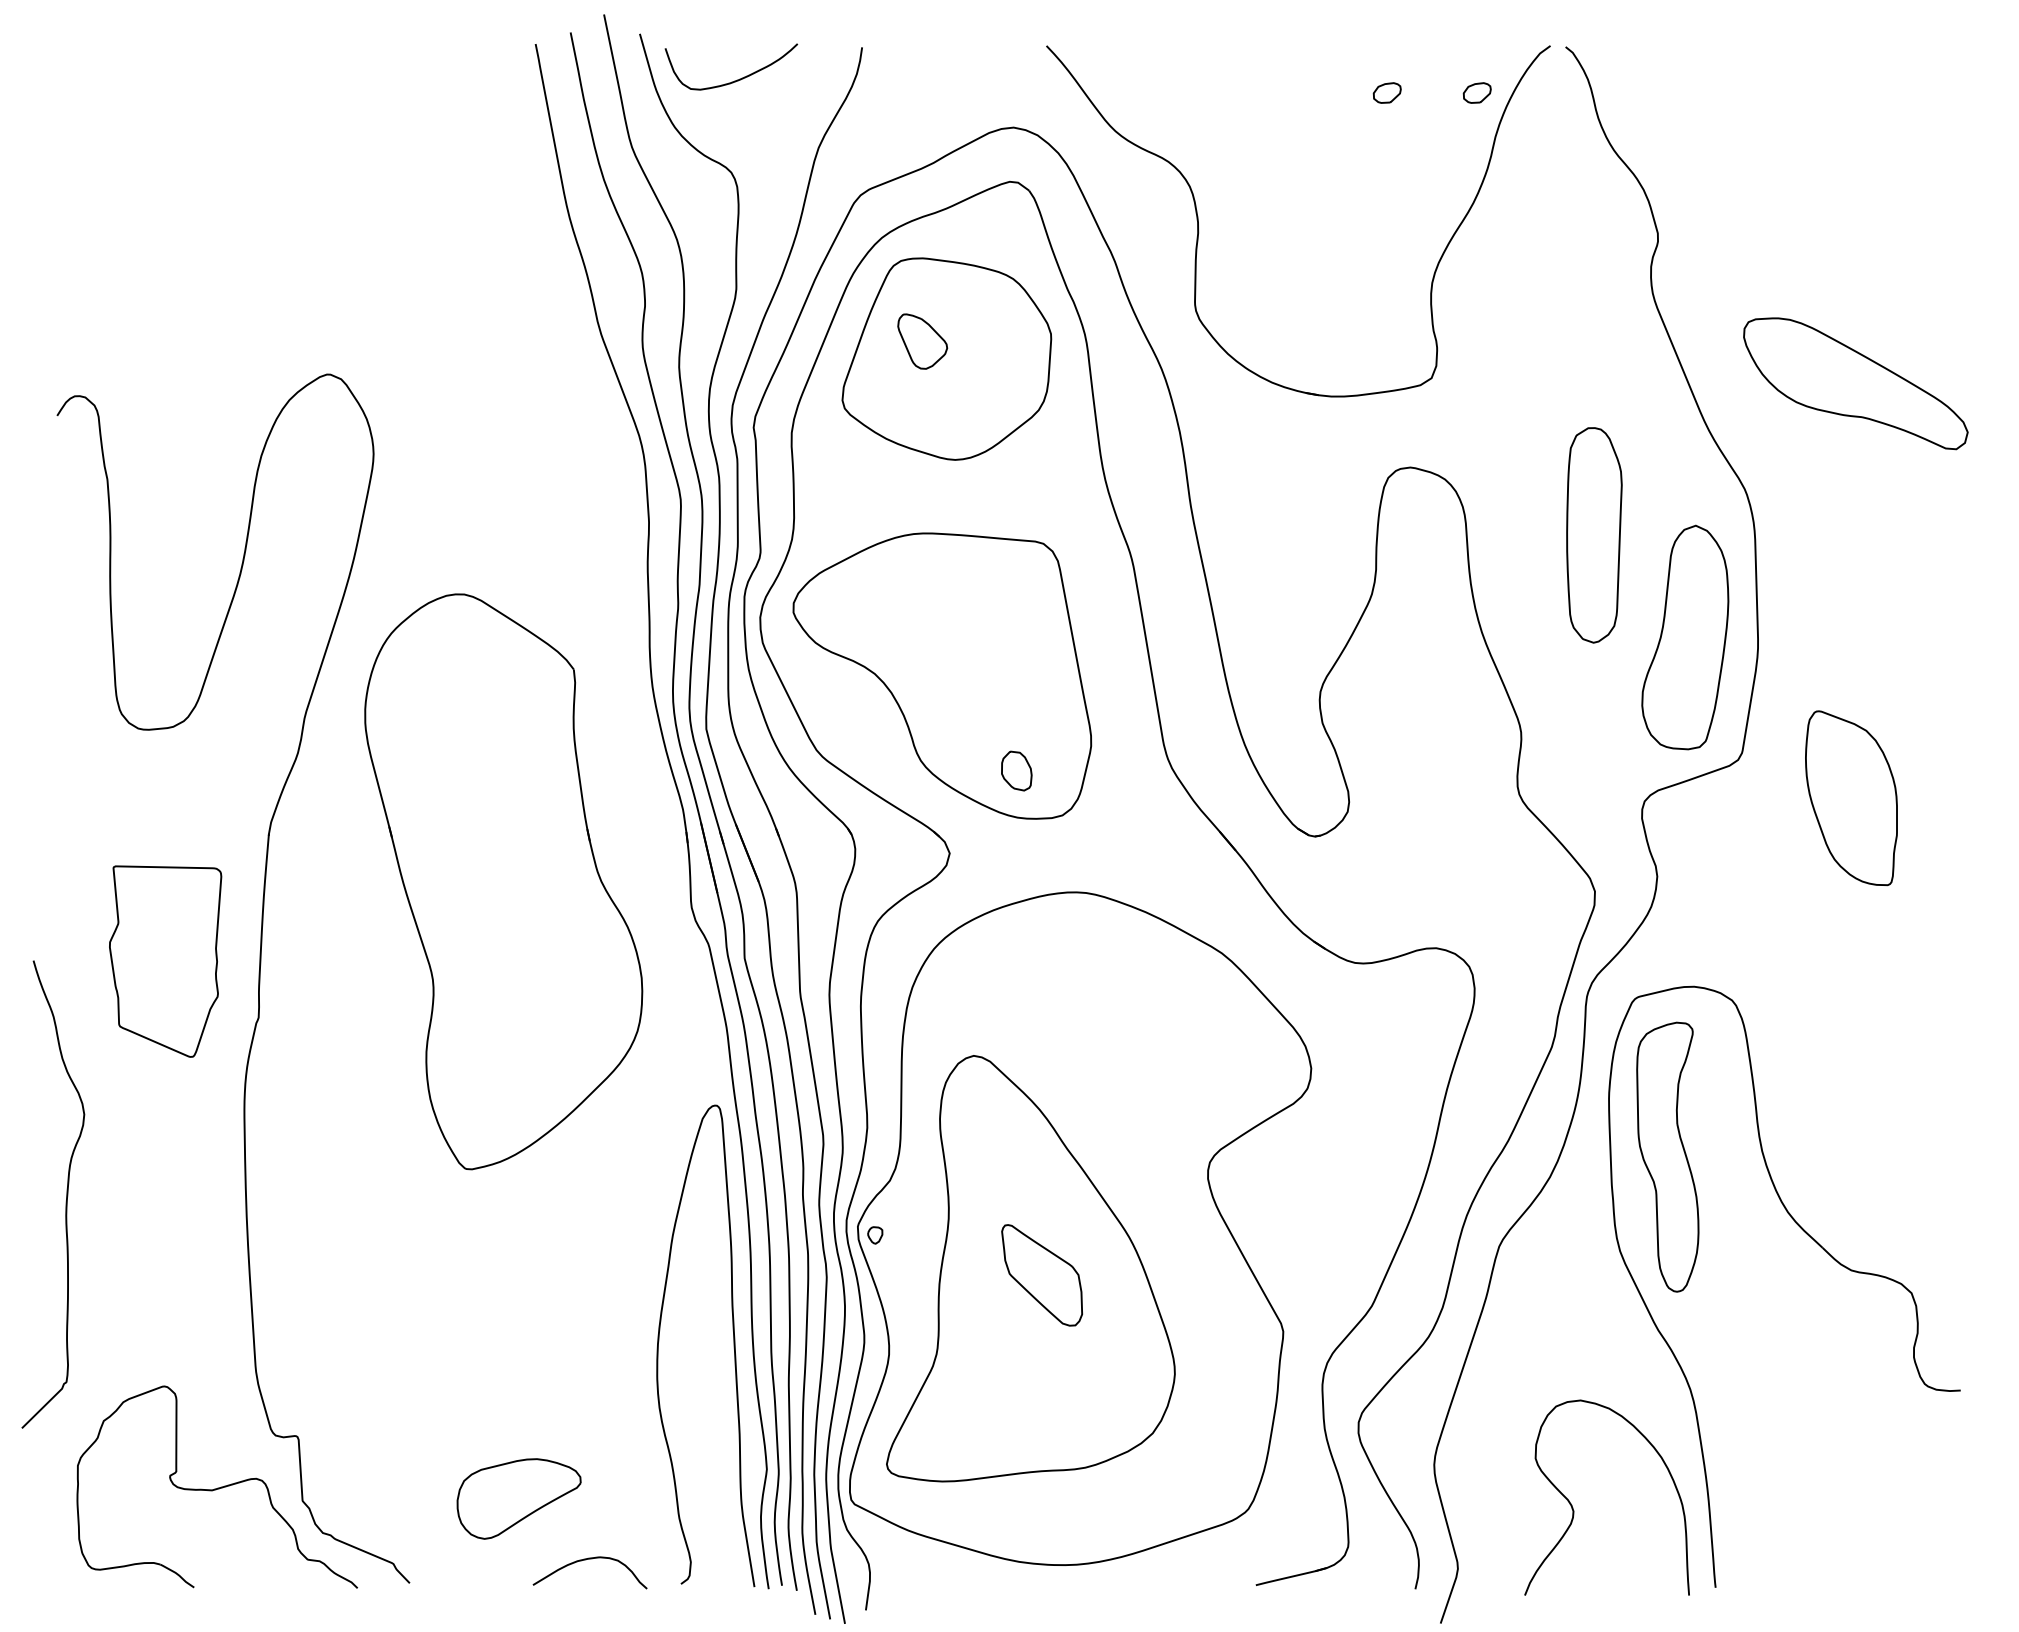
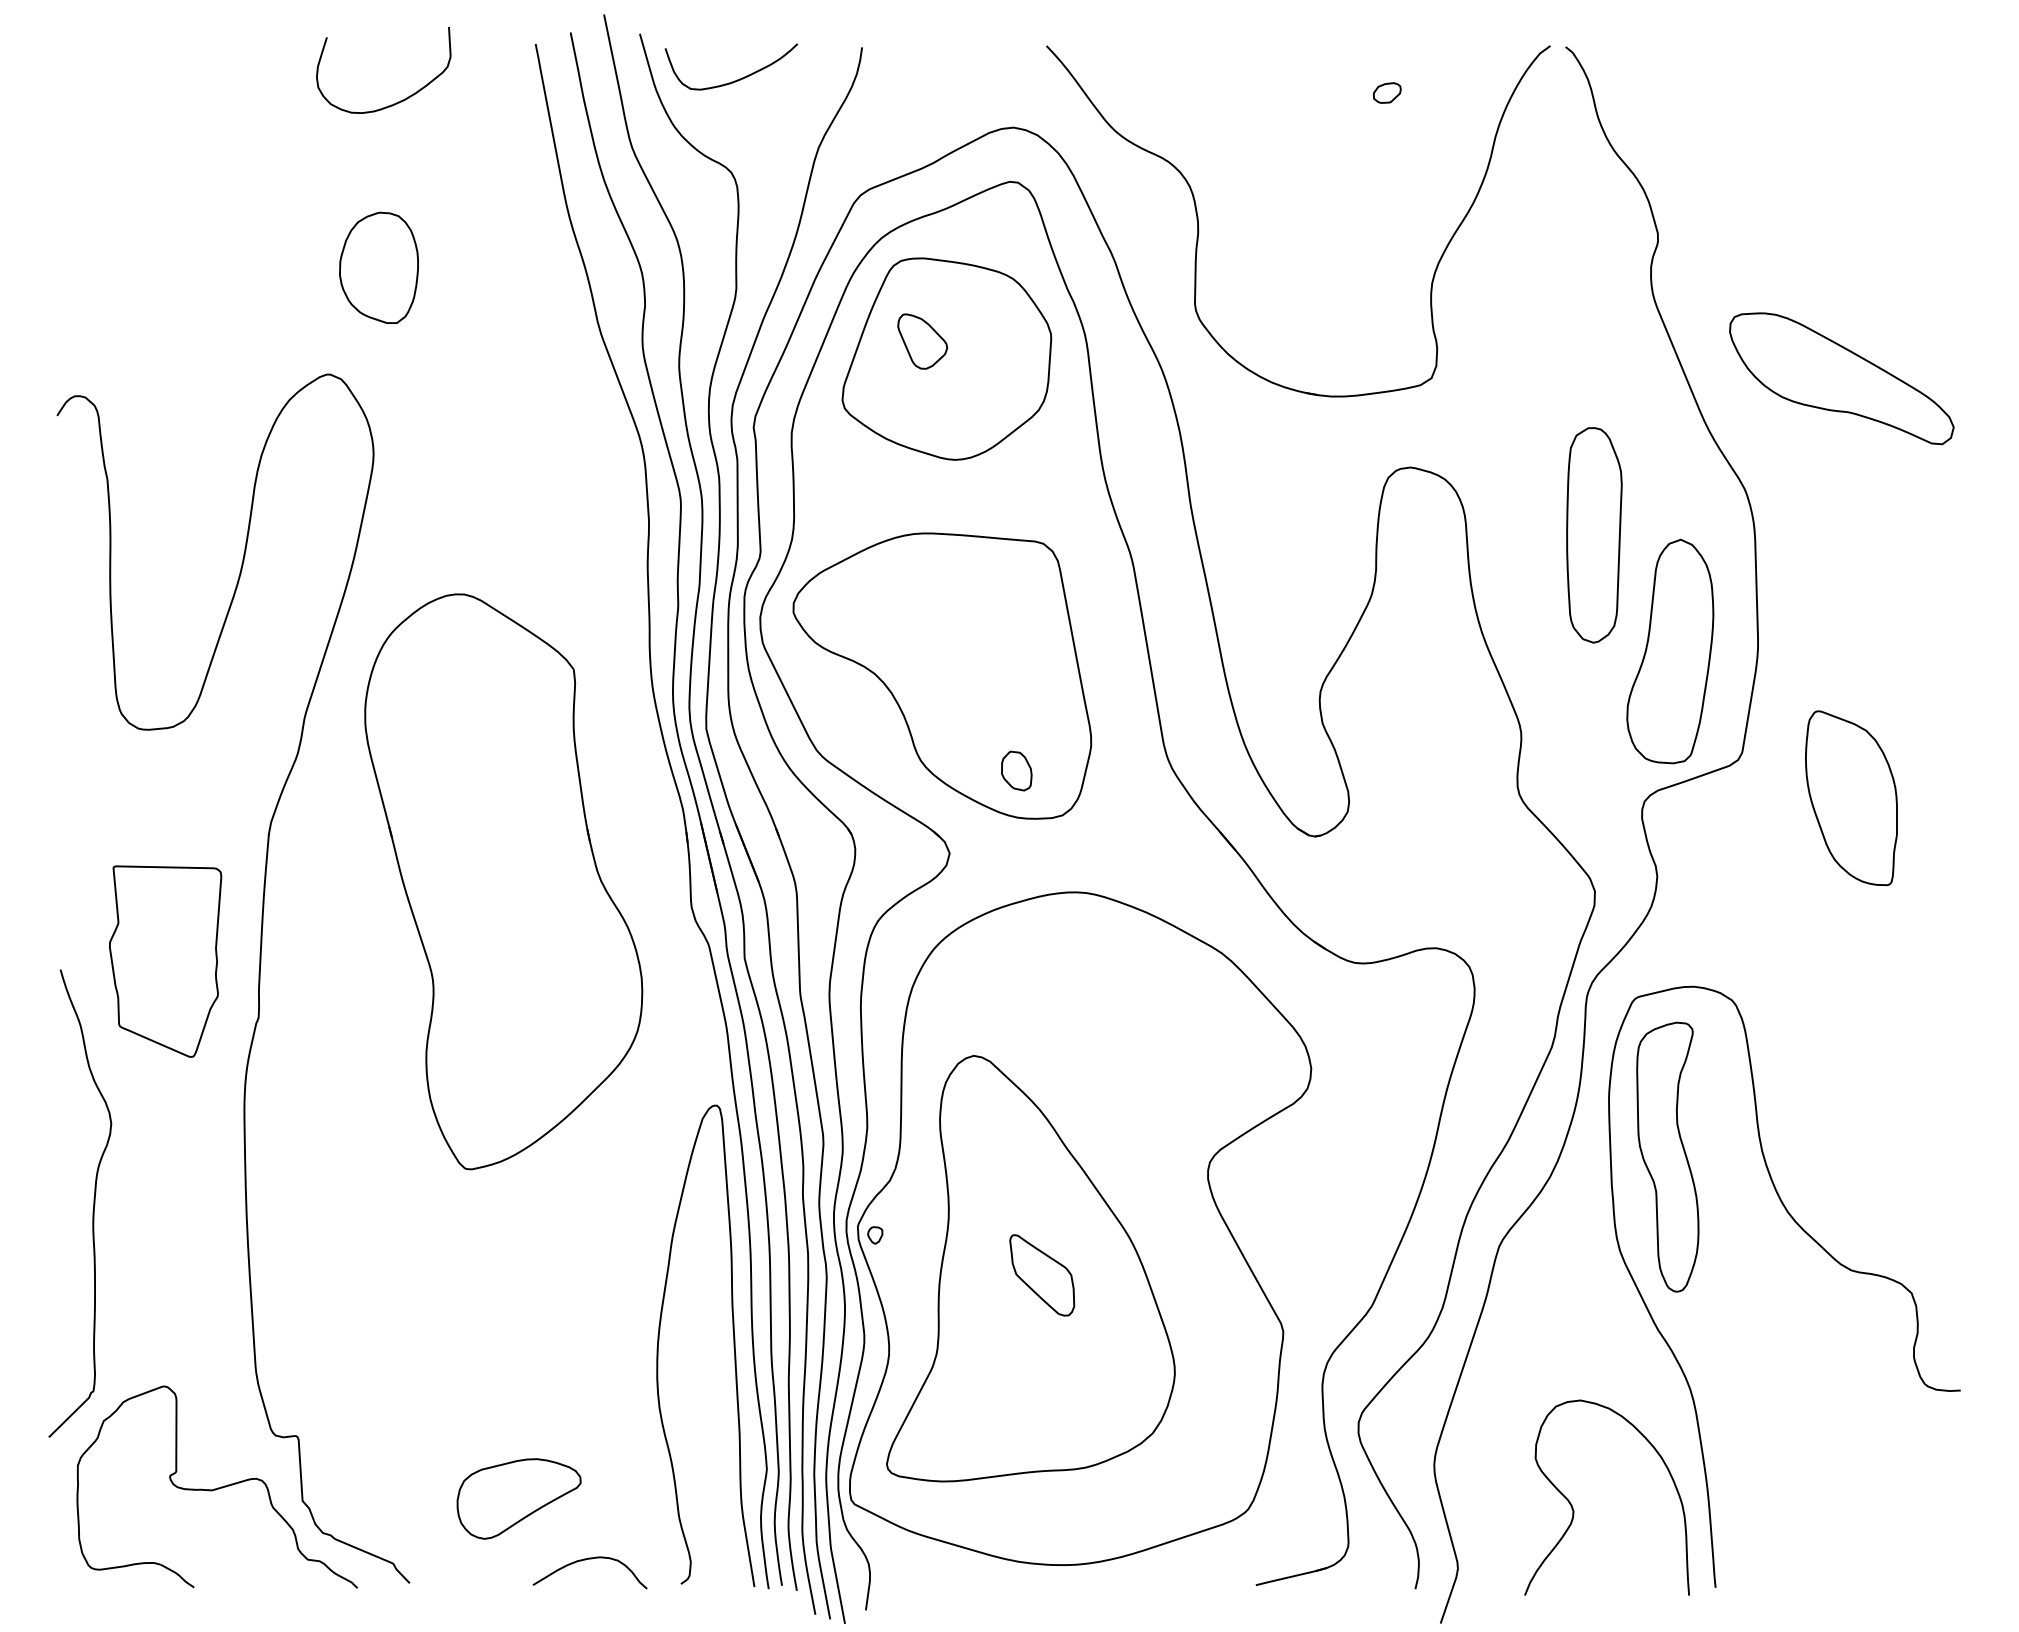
part: present -> none (1476, 92)
curve: none -> present (398, 101)
part: none -> present (378, 267)
part position: (1855, 383) -> (1841, 378) (1841, 378)
part position: (1685, 637) -> (1670, 651) (1670, 651)
curve position: (66, 1194) -> (93, 1203) (93, 1203)
part size: 82x103 px -> 67x83 px (1042, 1275)
